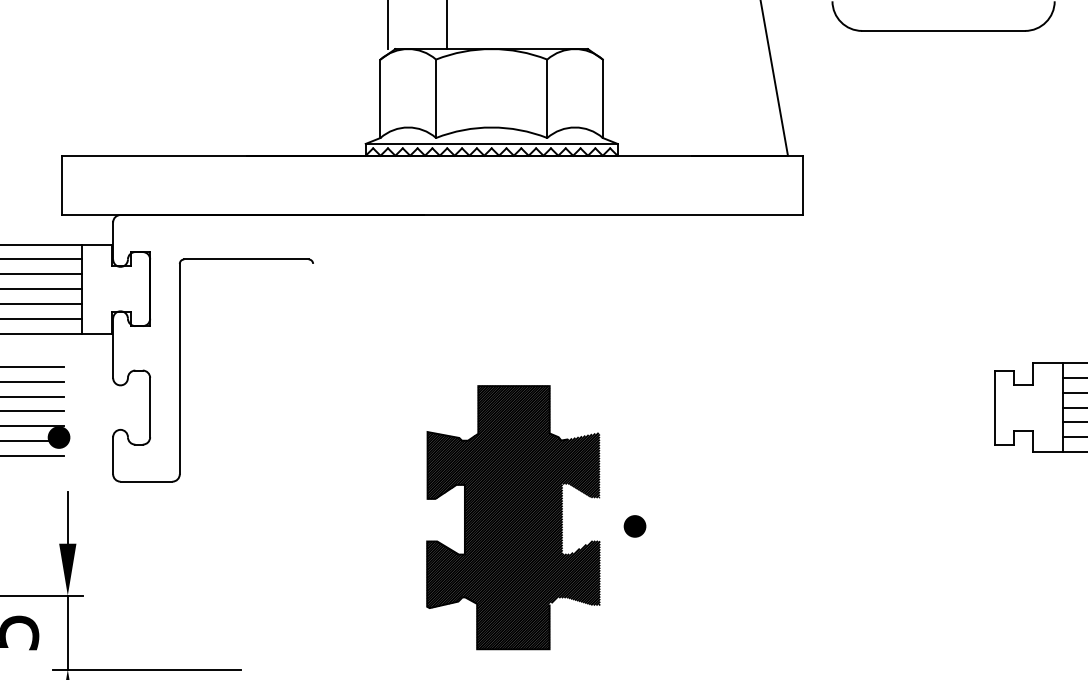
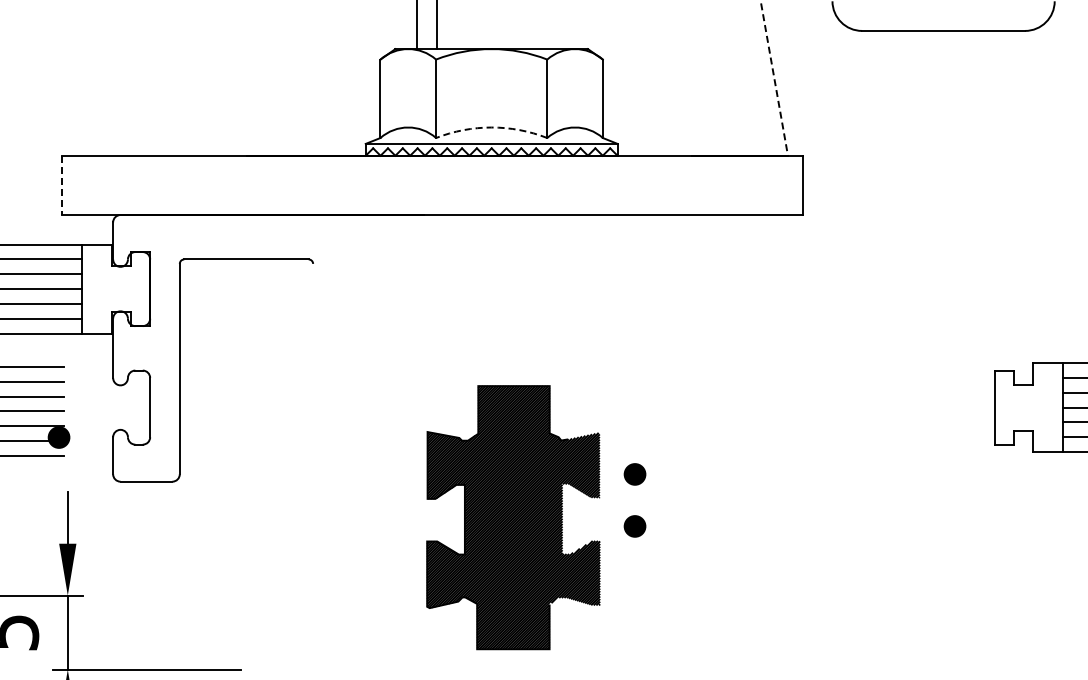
line position: (387, 25) -> (416, 25) (416, 25)
line position: (447, 25) -> (437, 25) (437, 25)
line: solid -> dashed (774, 78)
arc: solid -> dashed (491, 127)
line: solid -> dashed (62, 185)
part: none -> present (634, 474)
